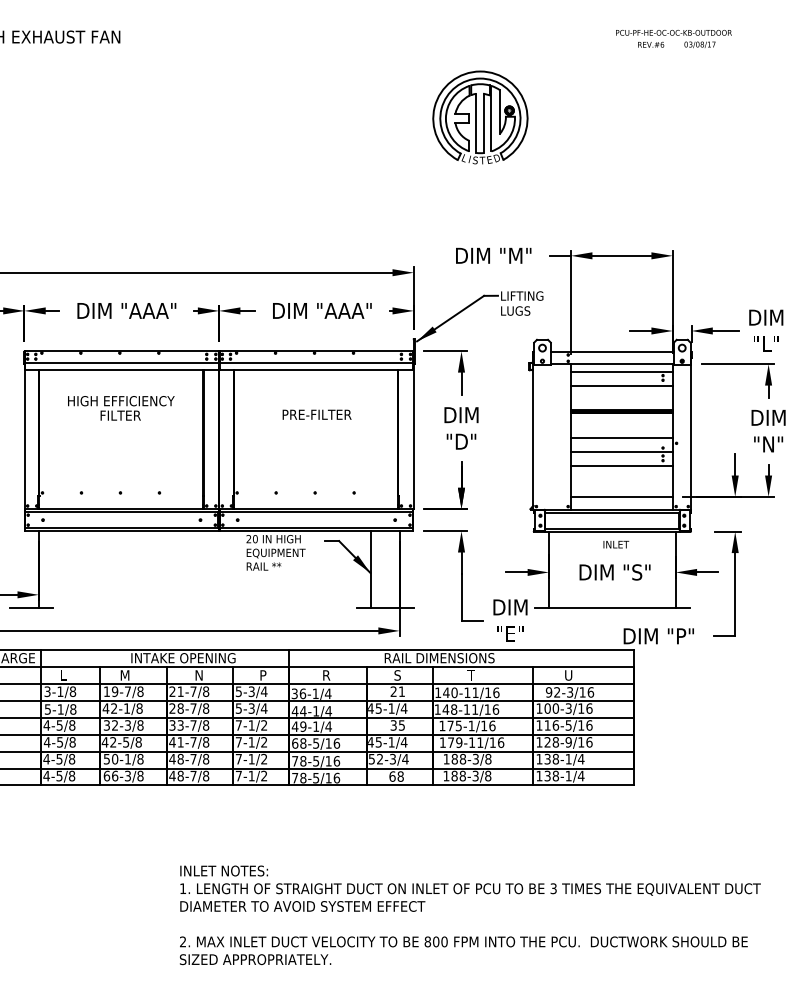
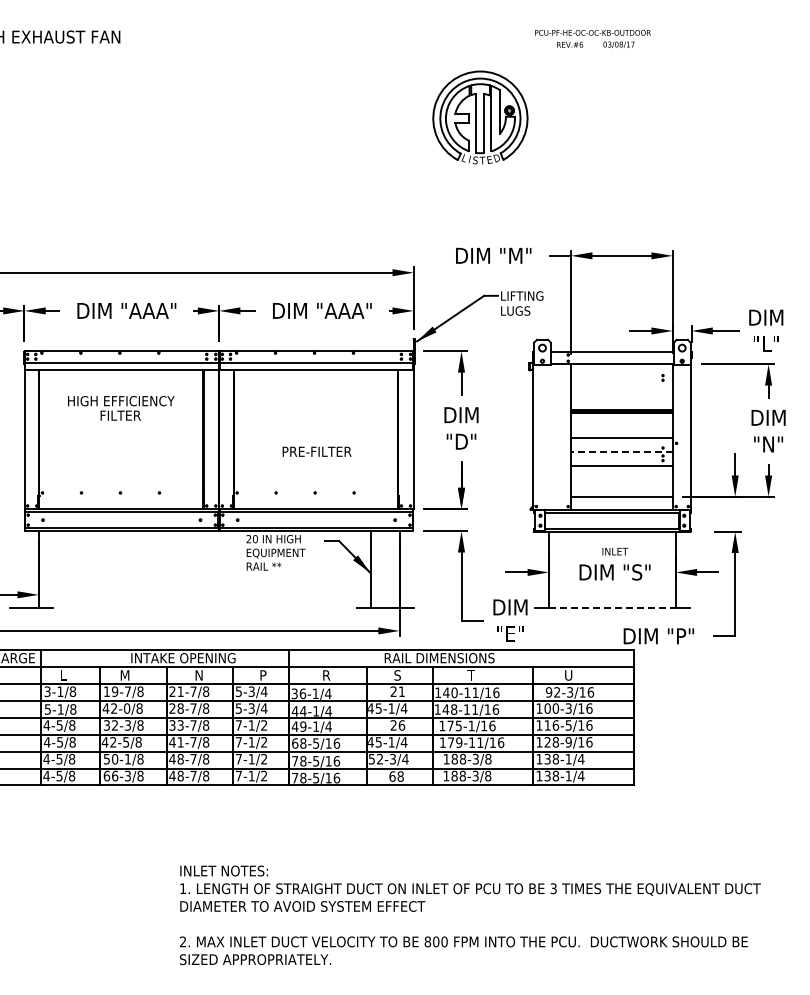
text position: (673, 39) -> (592, 39) (592, 39)
line: present -> none (621, 371)
line: present -> none (621, 385)
text position: (316, 414) -> (316, 451) (316, 451)
line: solid -> dashed (621, 452)
text position: (616, 544) -> (615, 551) (615, 551)
line: solid -> dashed (612, 608)
text: 42-1/8 -> 42-0/8 (126, 708)
text: 35 -> 26 (397, 725)
